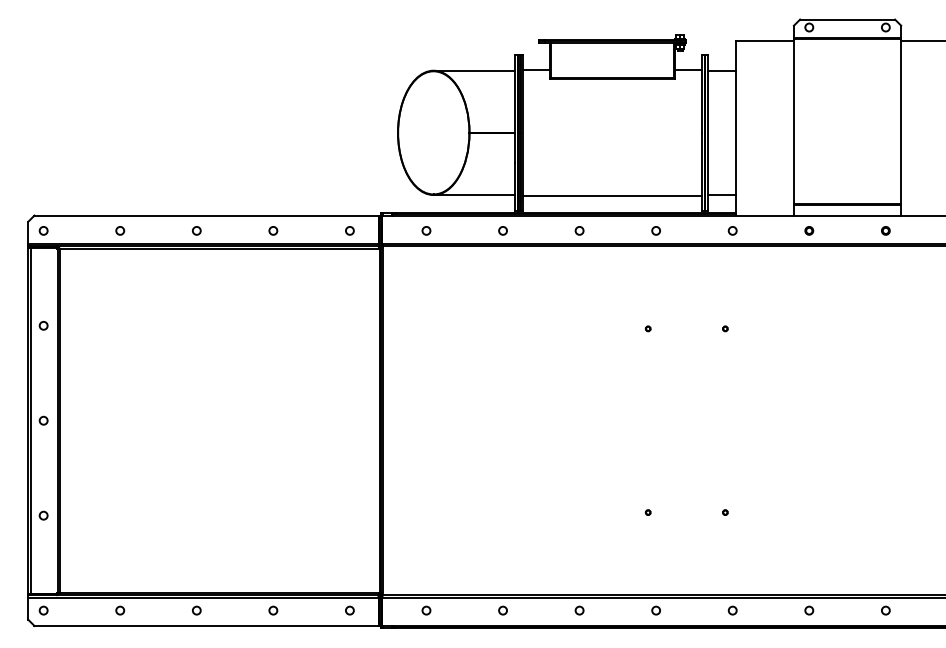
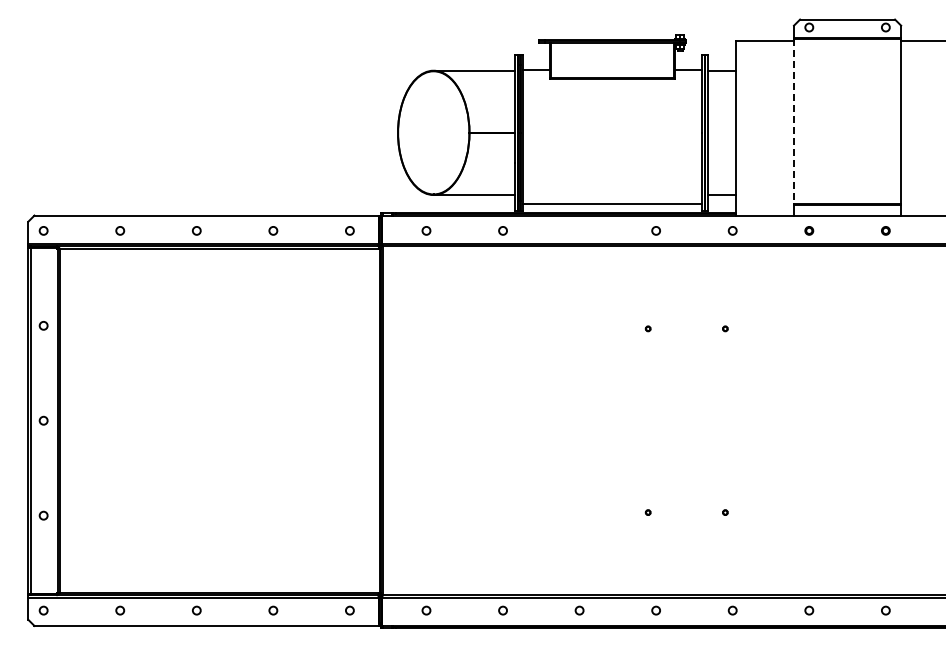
line: solid -> dashed (793, 122)
line position: (612, 195) -> (612, 203) (612, 203)
circle: present -> none (579, 230)
